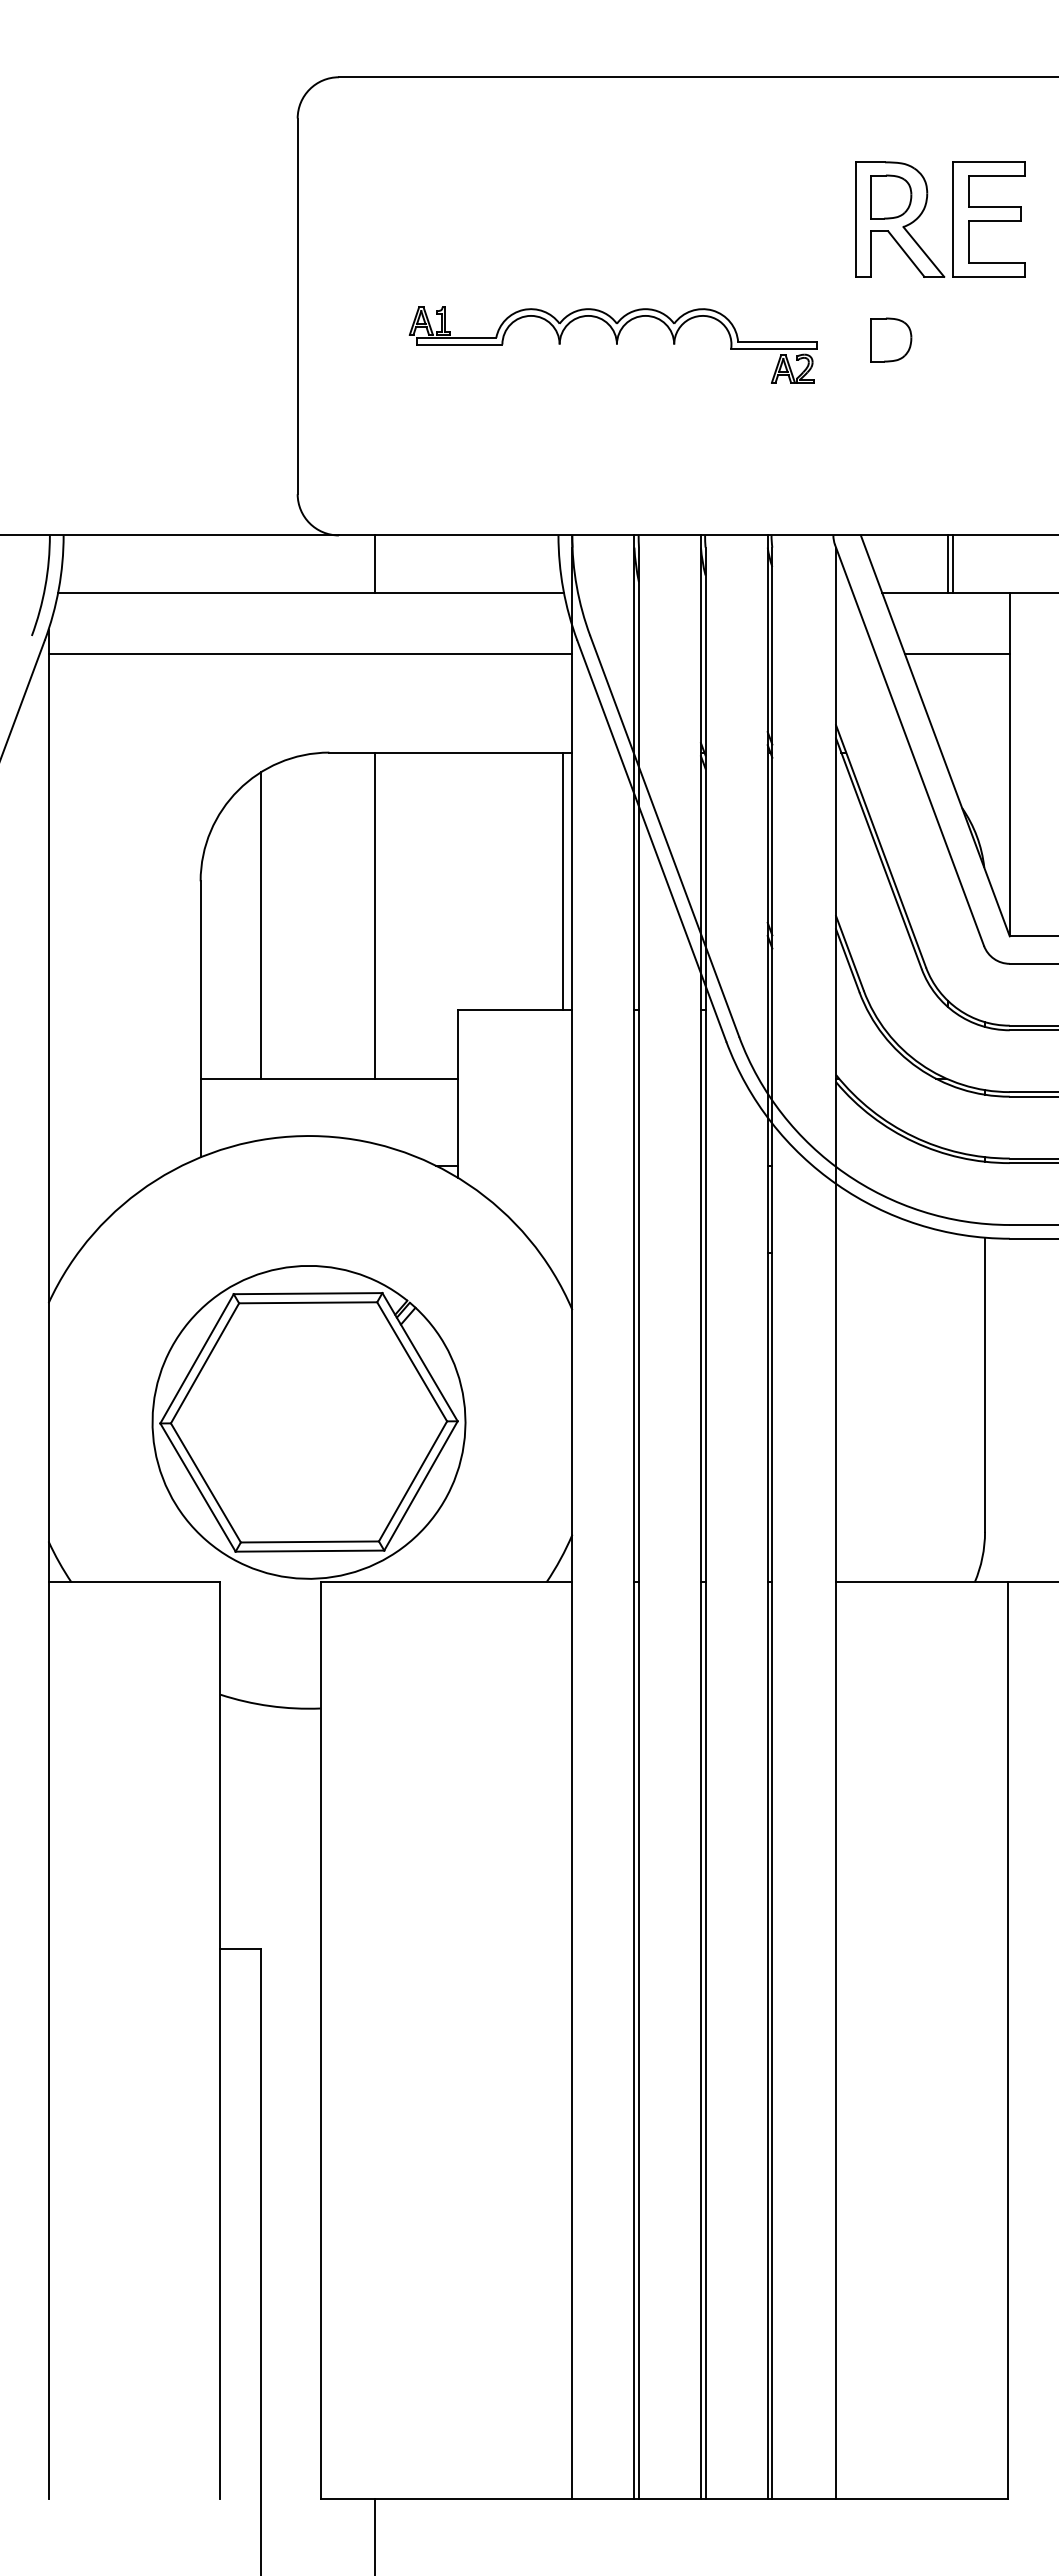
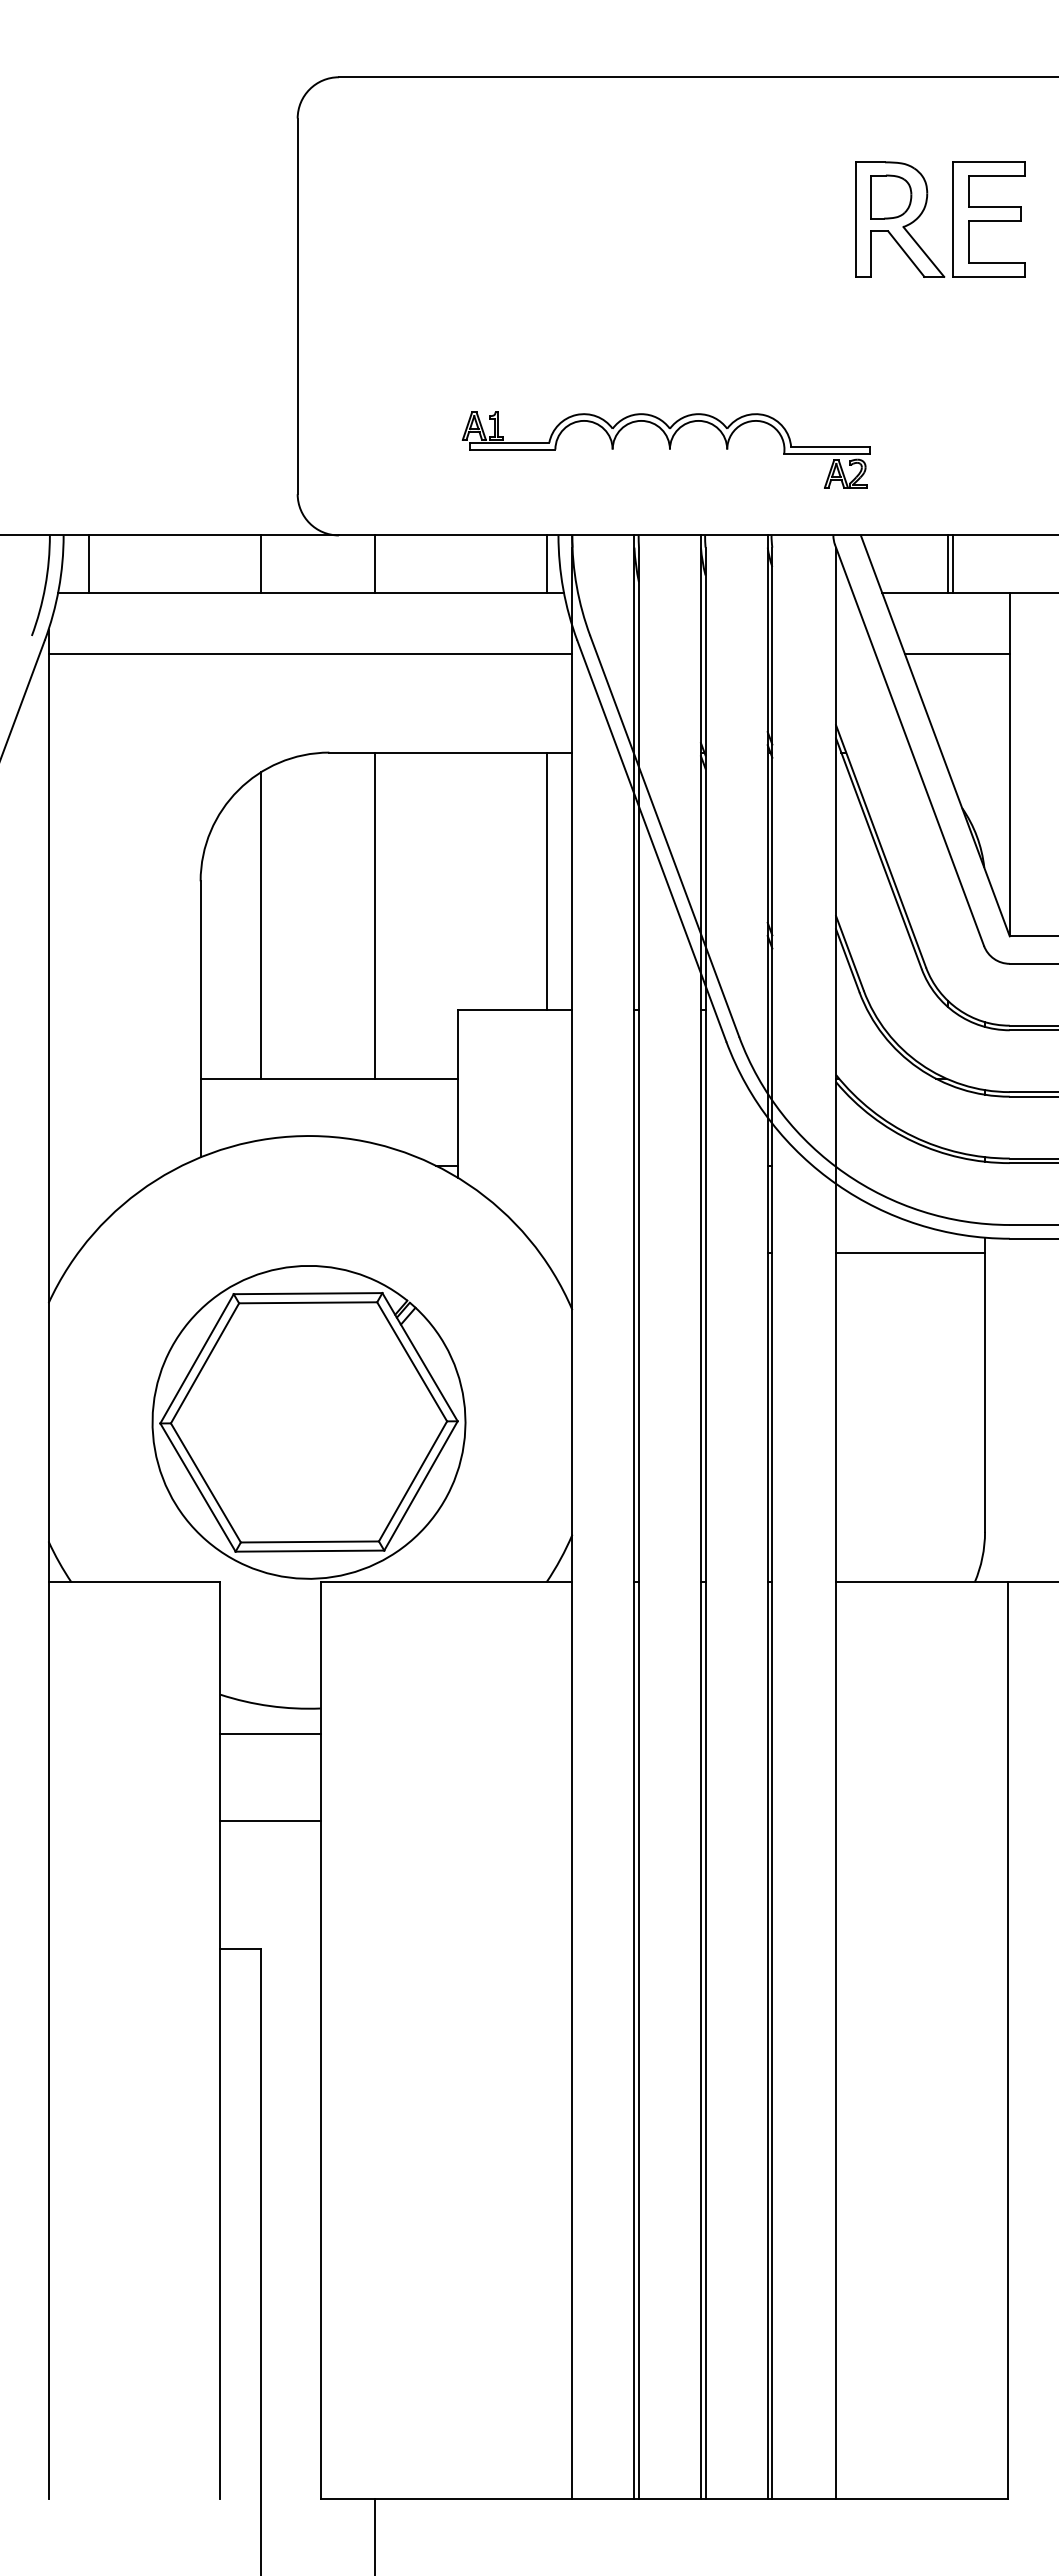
part: present -> none (891, 339)
part position: (612, 344) -> (665, 449) (665, 449)
line: none -> present (88, 563)
line: none -> present (260, 563)
line: none -> present (547, 563)
line position: (563, 881) -> (547, 881) (547, 881)
line: none -> present (910, 1252)
line: none -> present (270, 1733)
line: none -> present (270, 1820)
